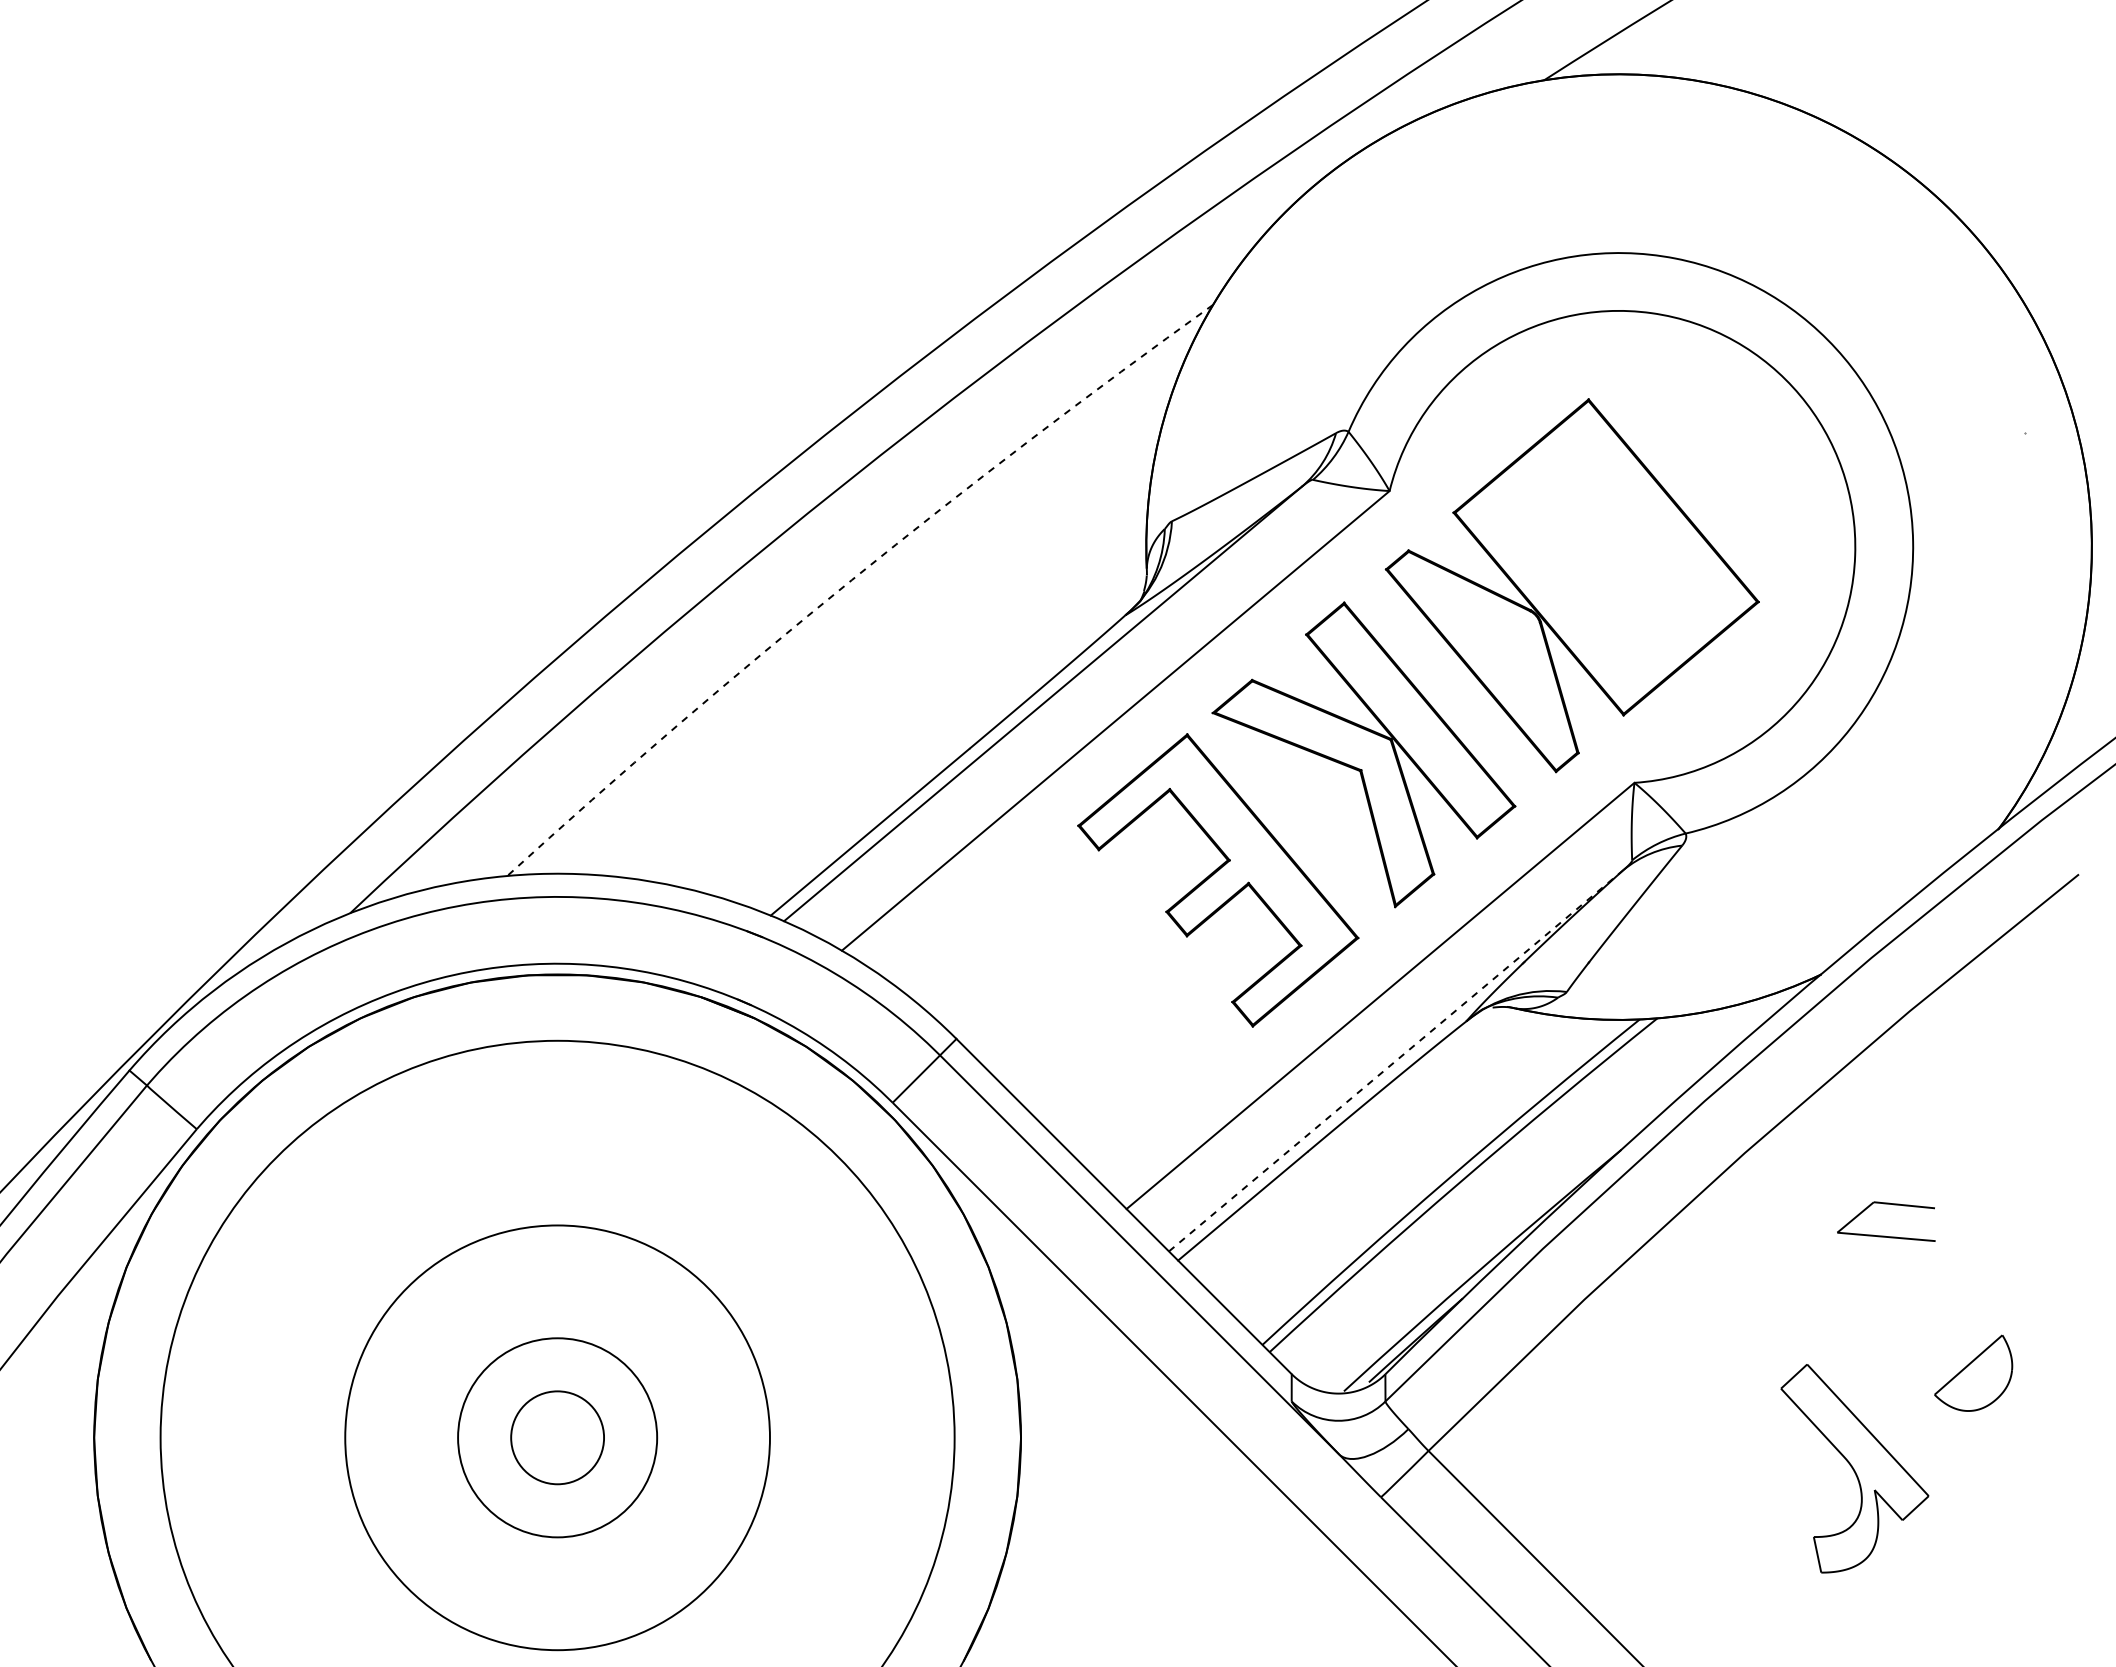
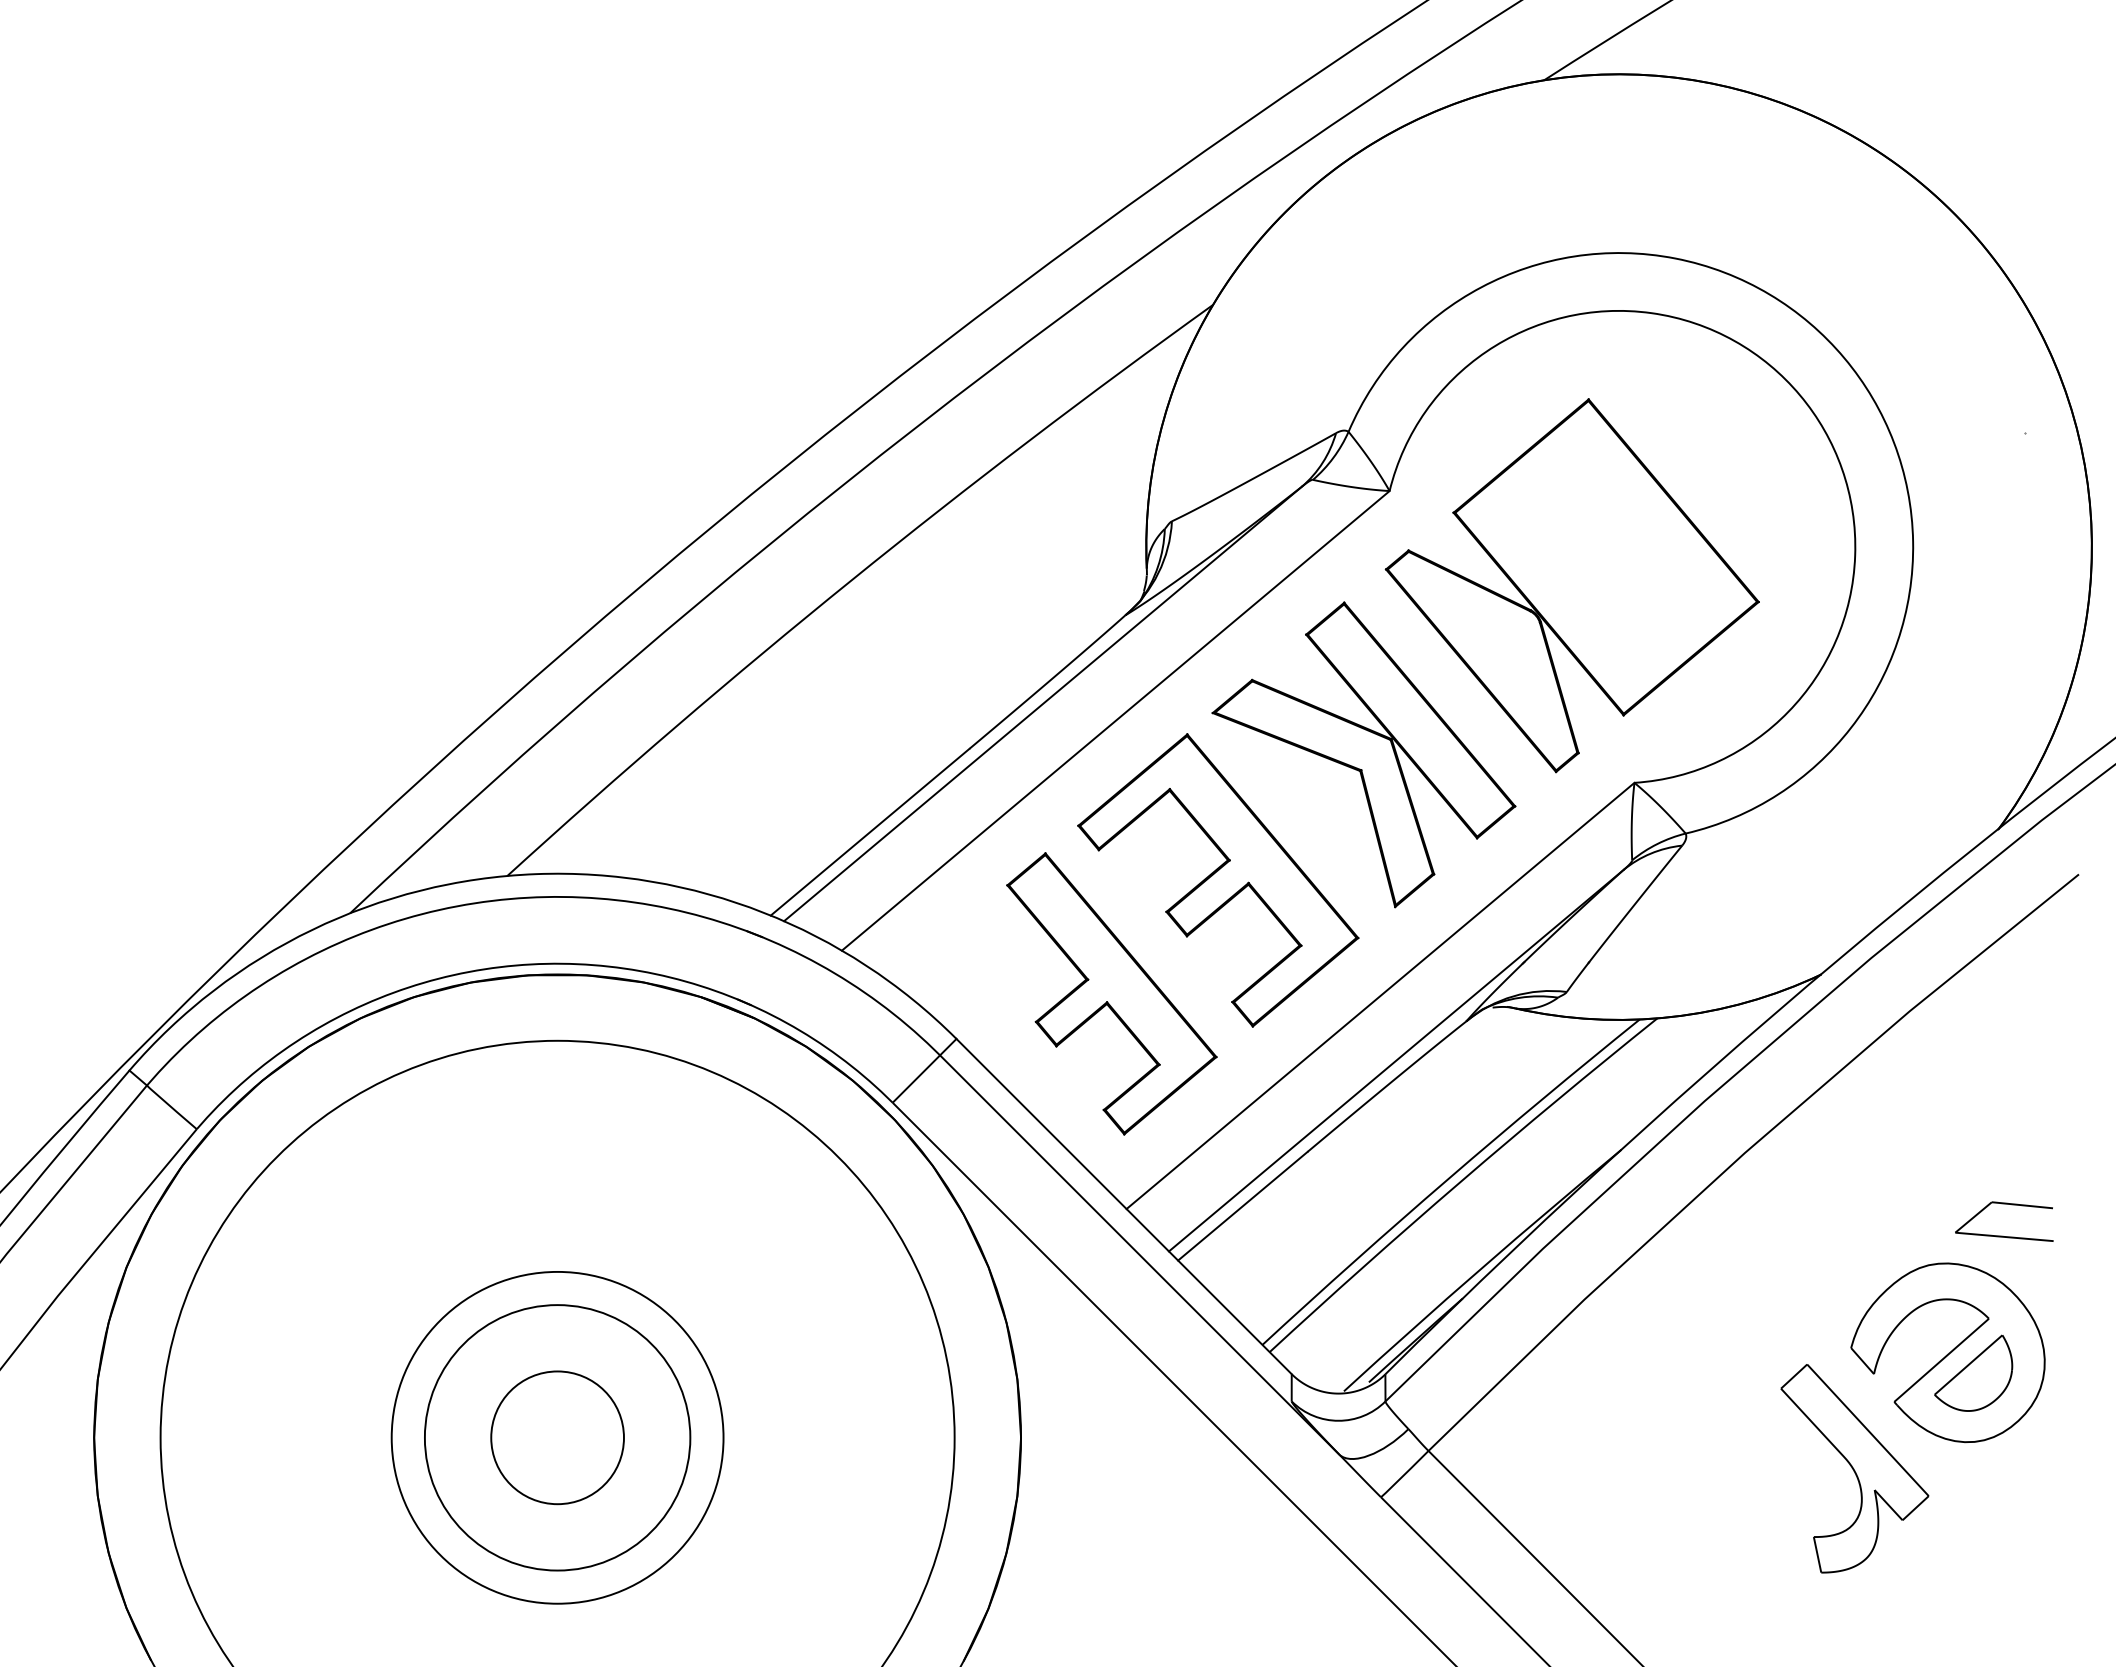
arc: dashed -> solid (851, 580)
part: none -> present (1111, 993)
line: dashed -> solid (1396, 1060)
part position: (1885, 1235) -> (2003, 1235) (2003, 1235)
part: none -> present (1947, 1352)
circle diameter: 199 px -> 332 px (557, 1437)
circle diameter: 425 px -> 265 px (557, 1437)
circle diameter: 93 px -> 133 px (557, 1437)
